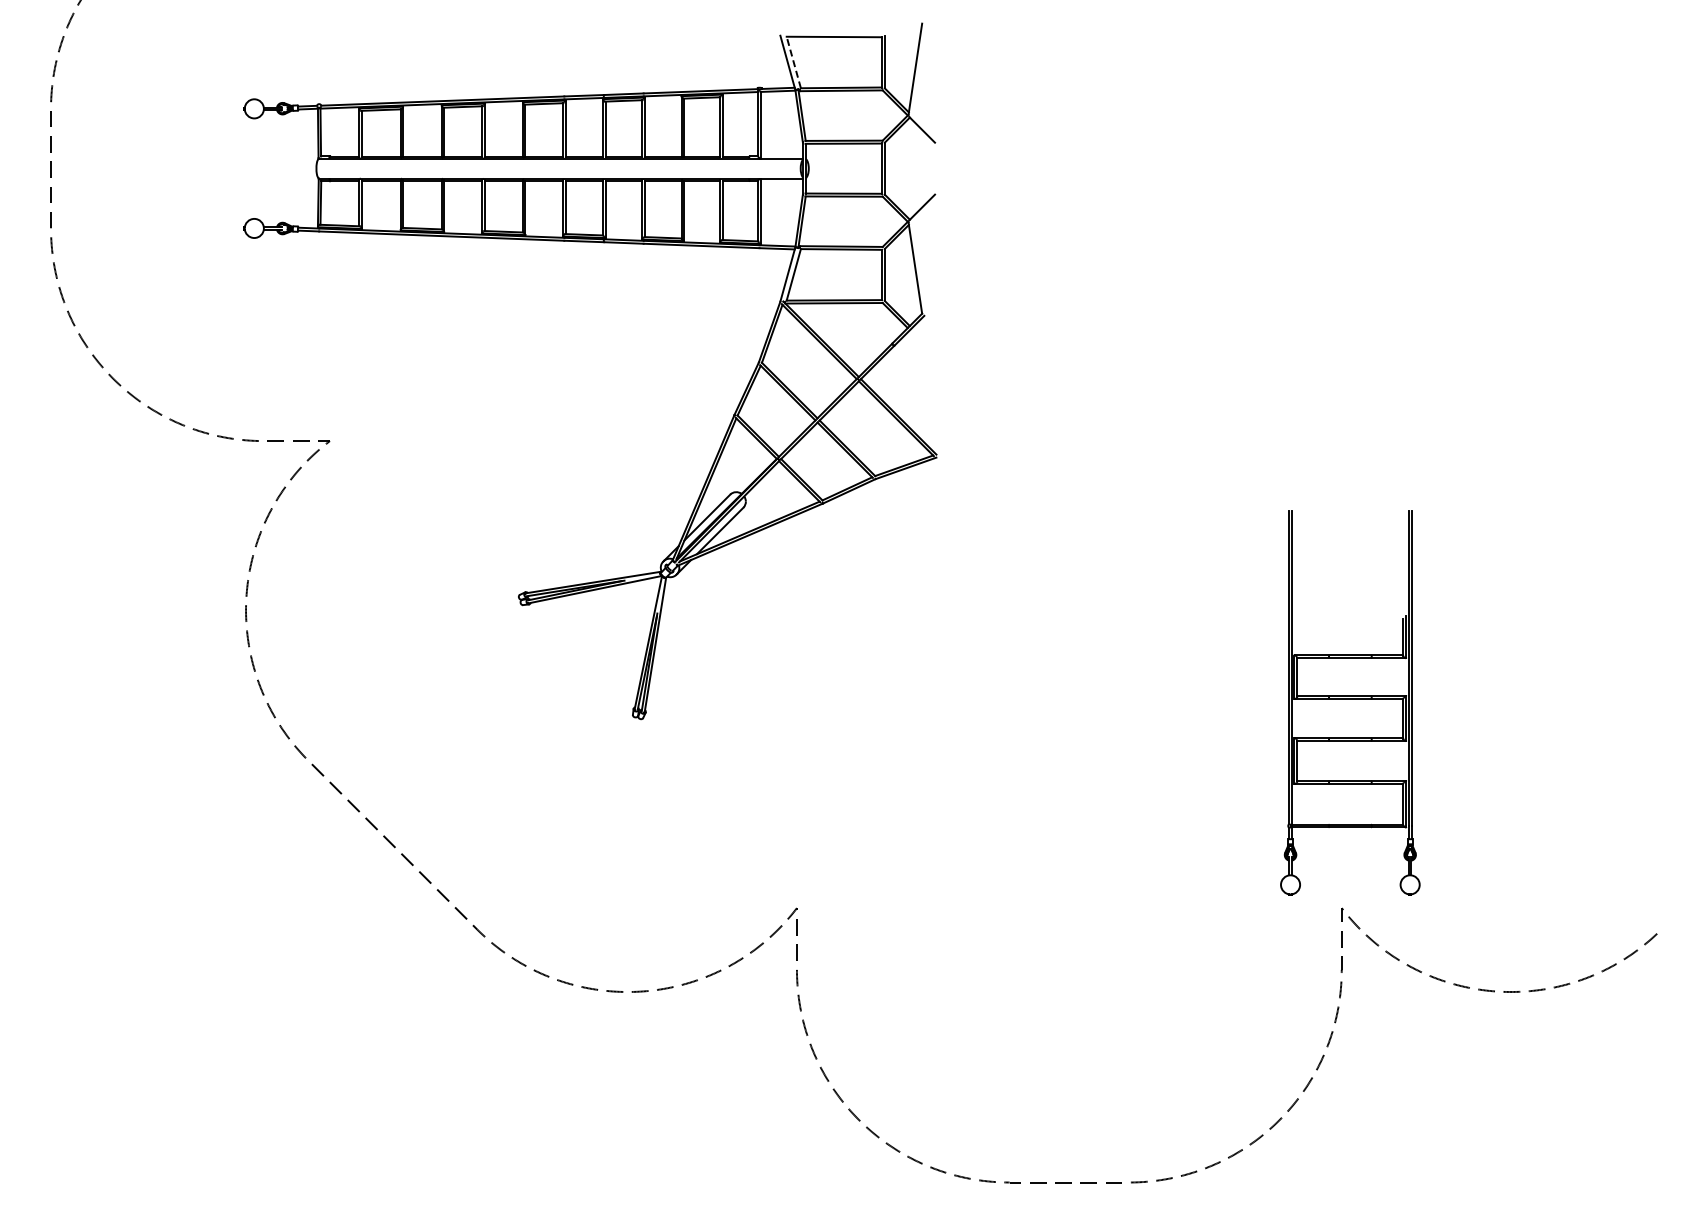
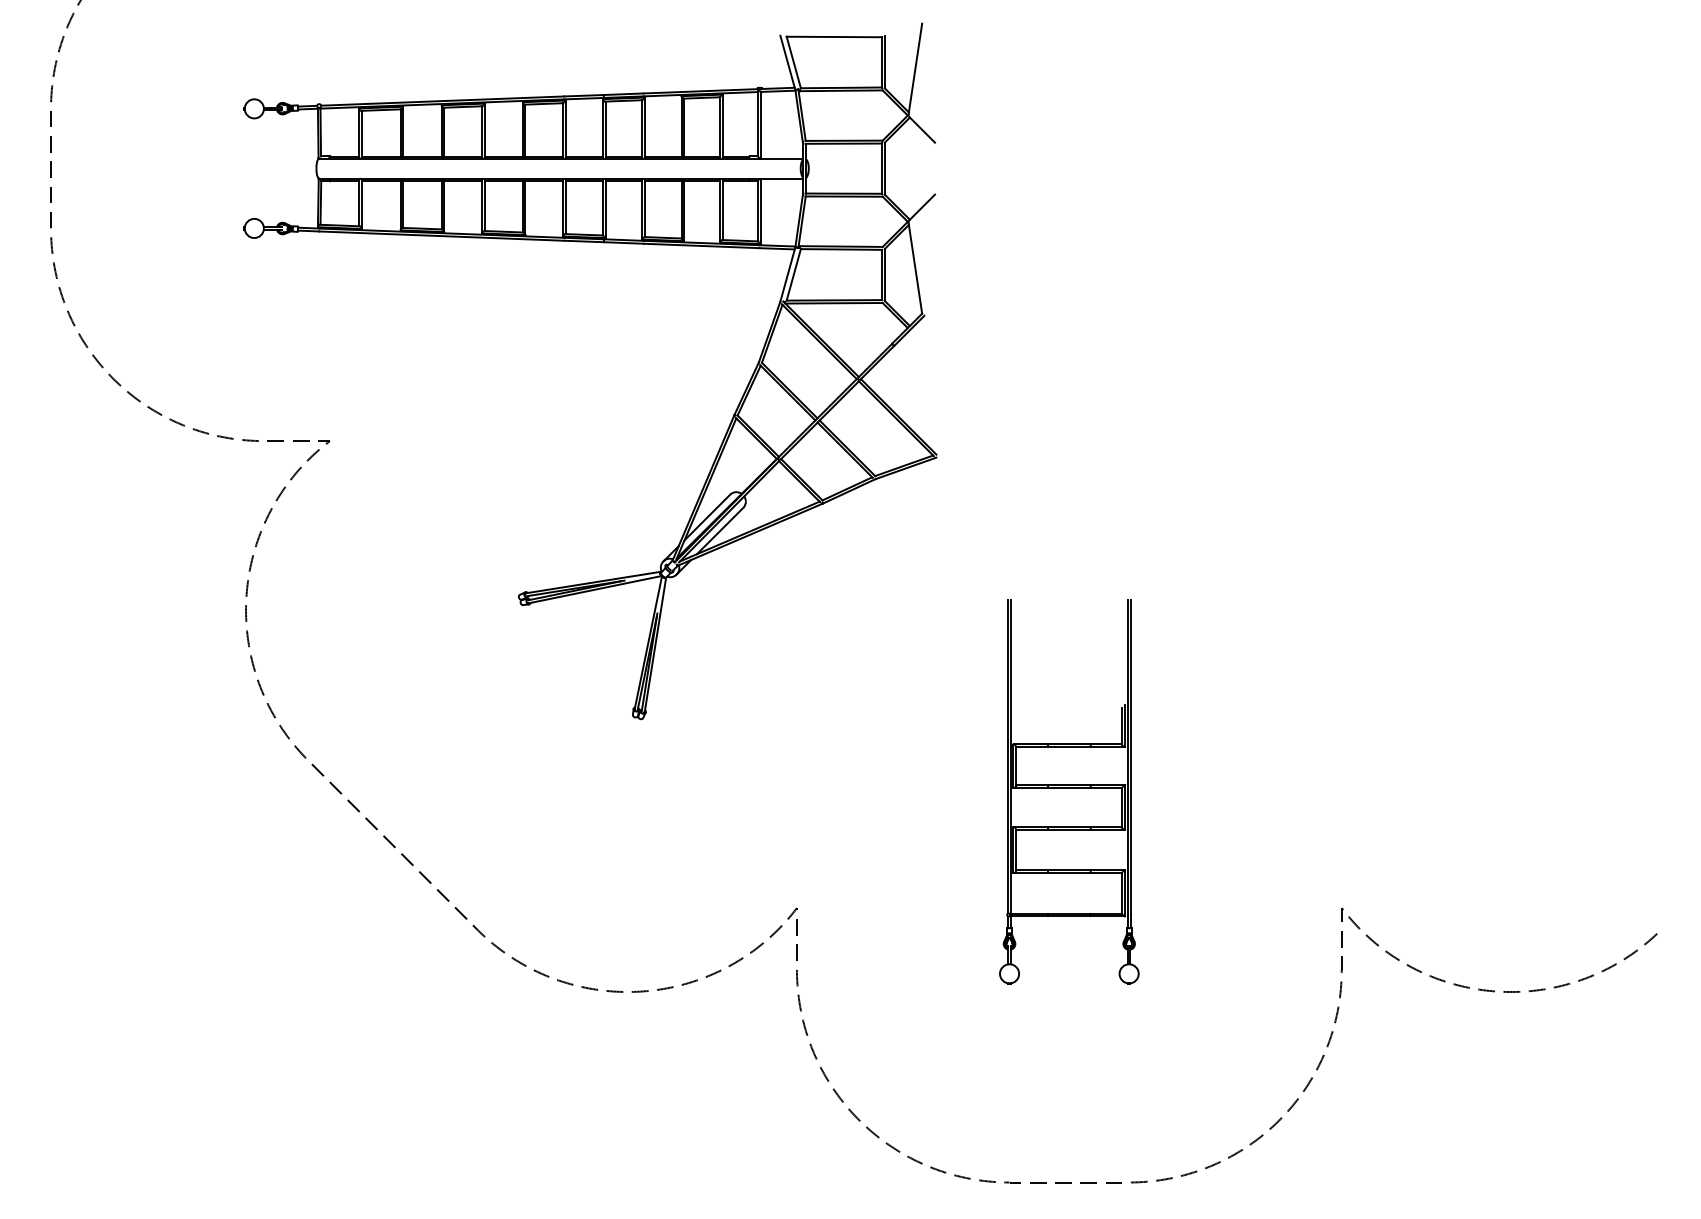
line: dashed -> solid (793, 62)
part position: (1350, 702) -> (1069, 791) (1069, 791)
